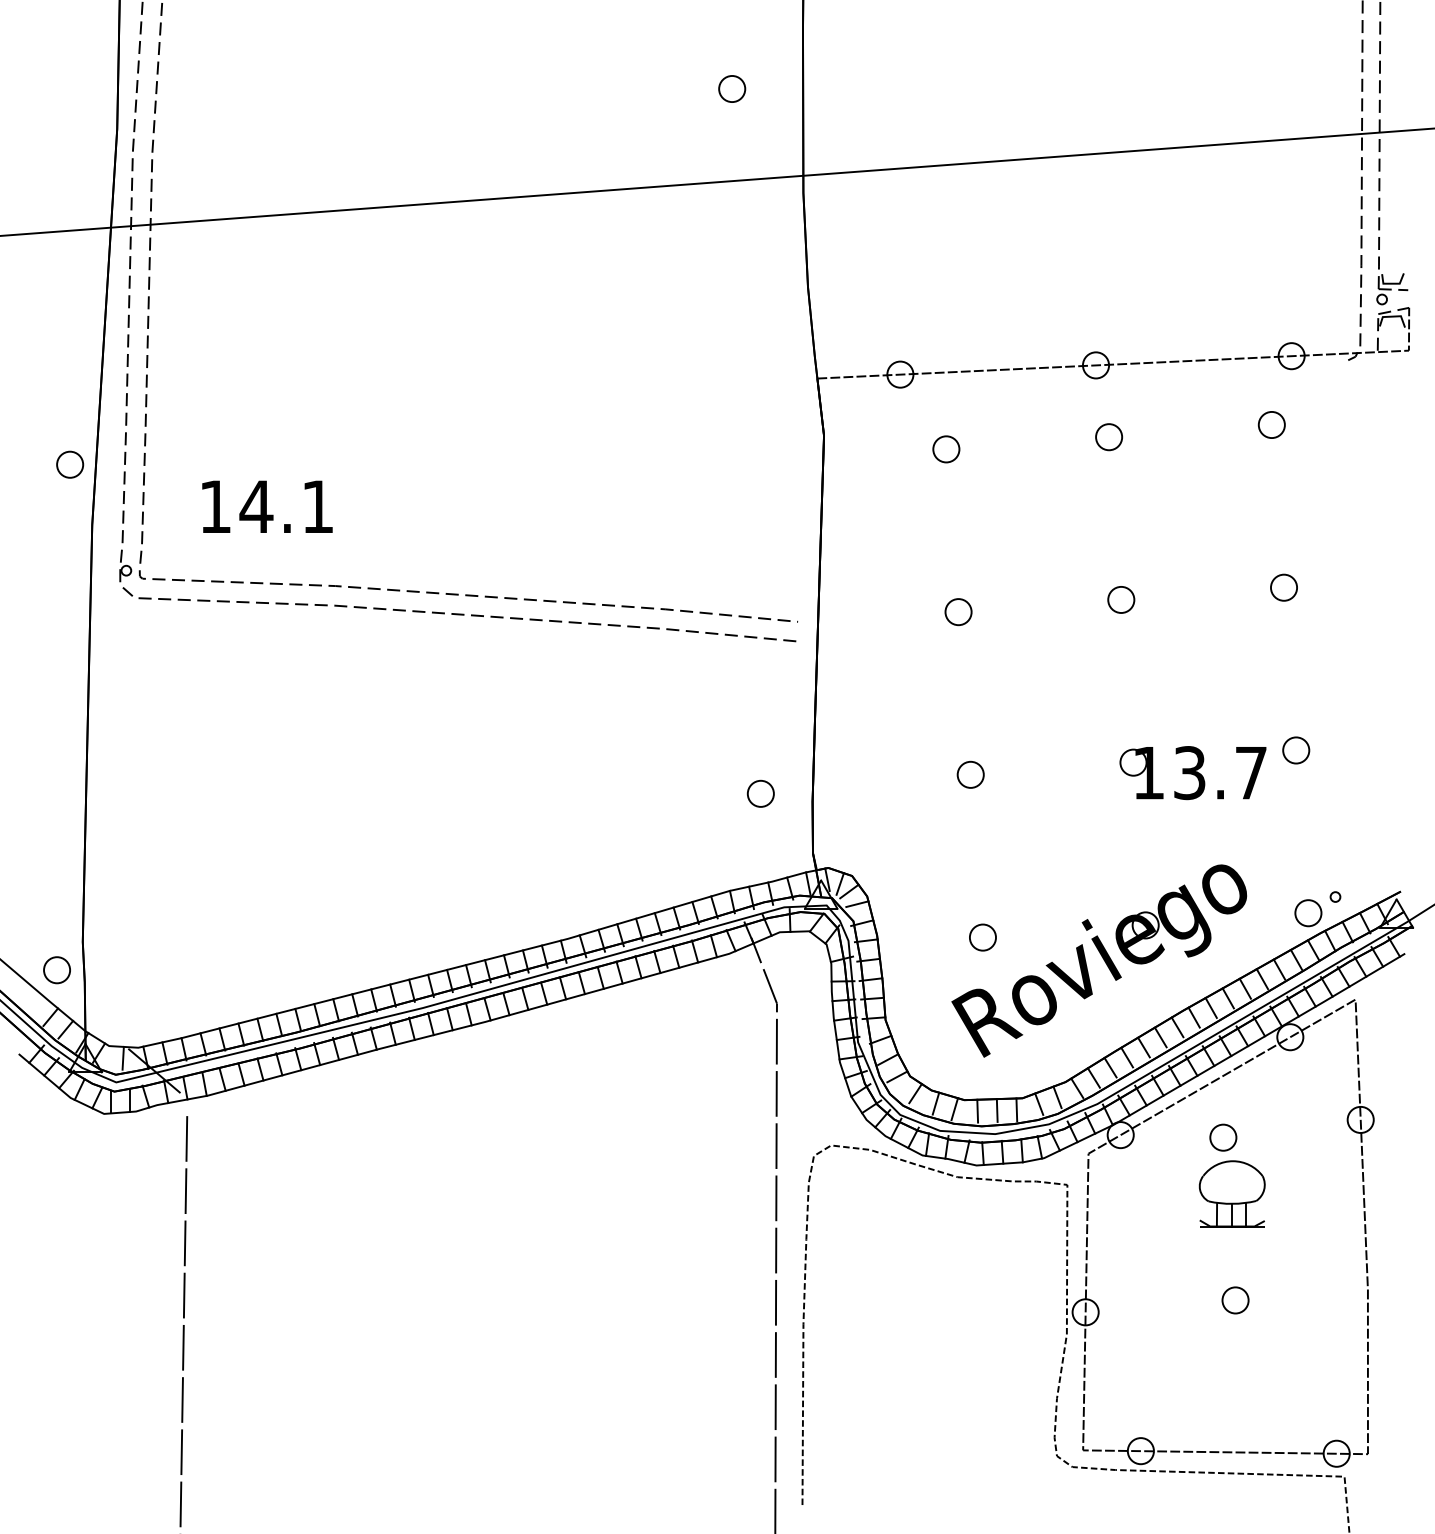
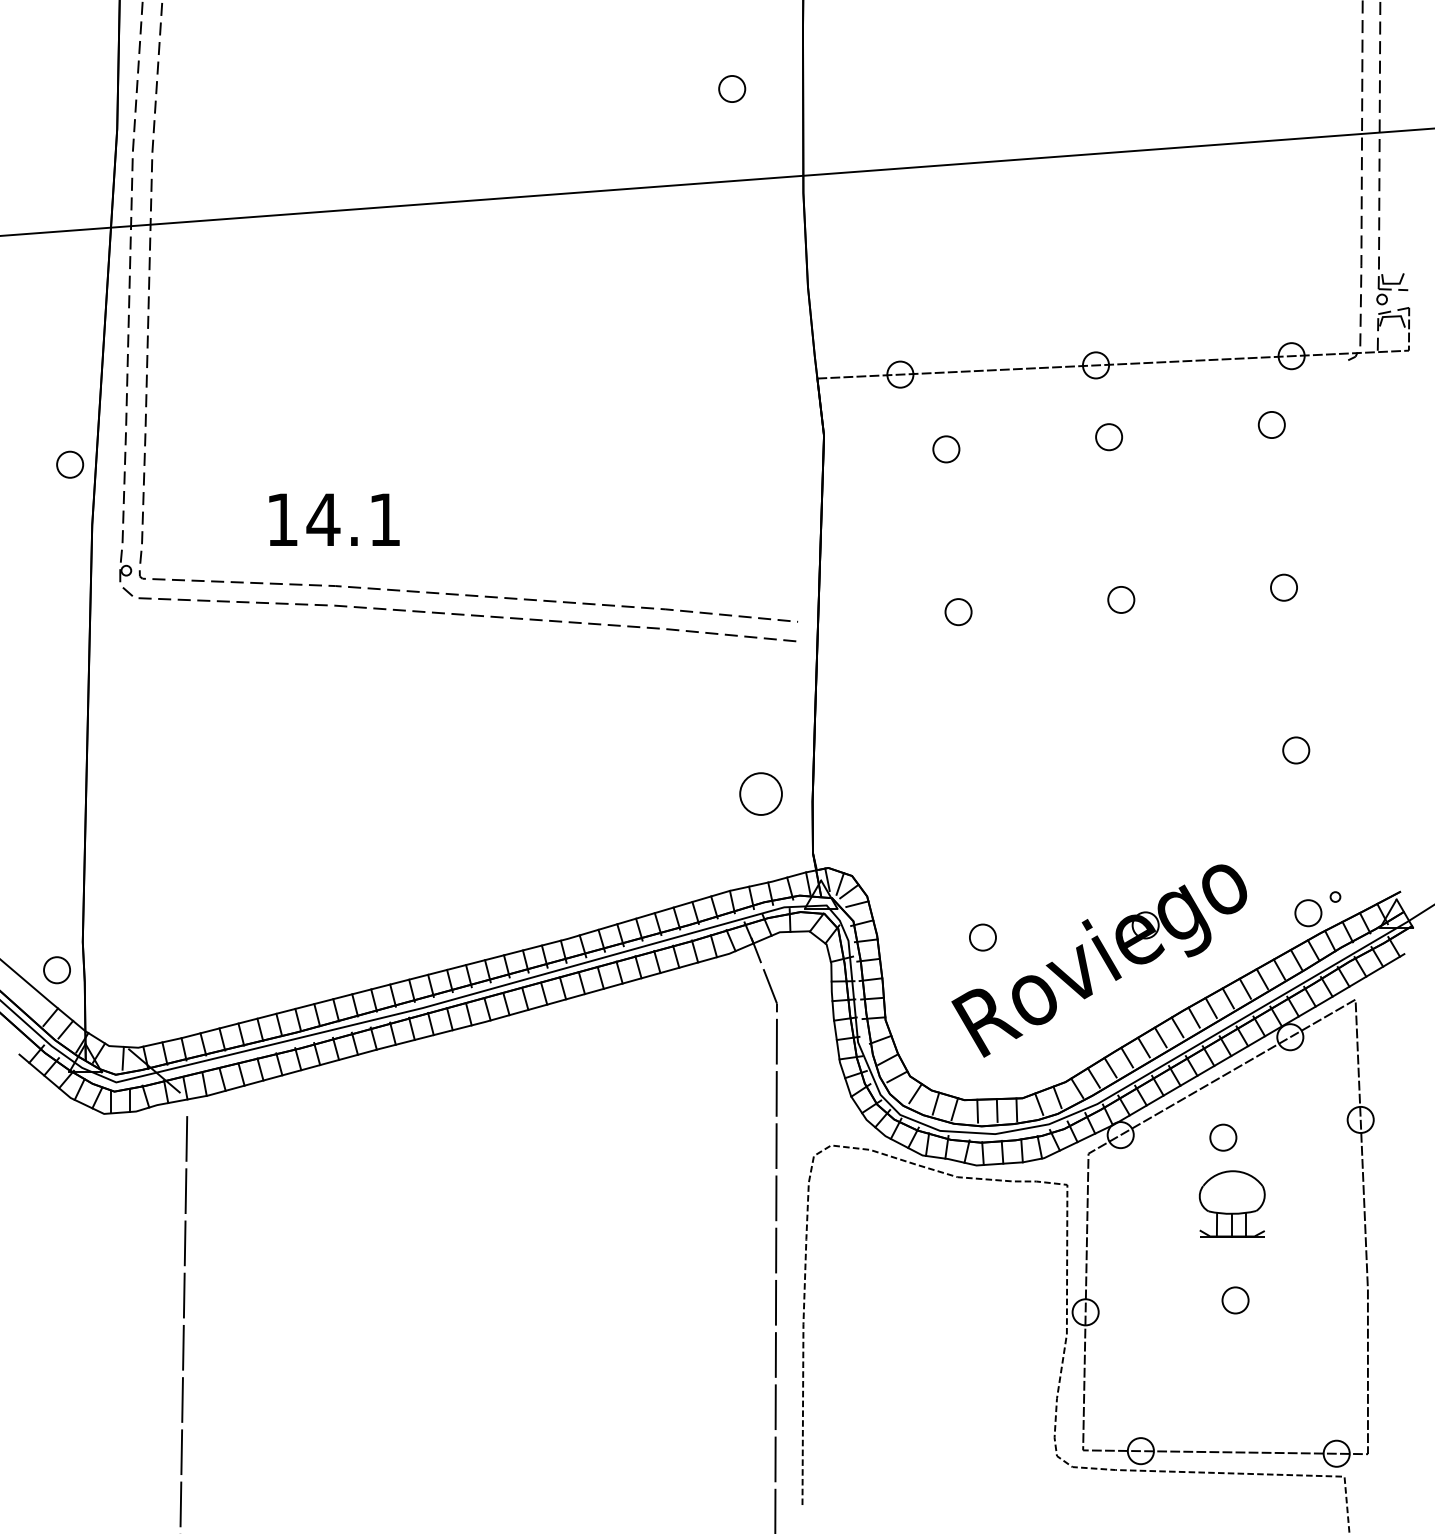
text position: (267, 506) -> (334, 519) (334, 519)
part: present -> none (1192, 773)
part: present -> none (970, 774)
part size: 29x29 px -> 44x44 px (760, 793)
part position: (1231, 1193) -> (1231, 1203) (1231, 1203)
